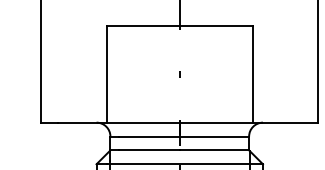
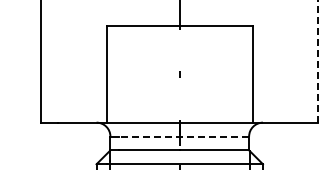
line: solid -> dashed (318, 60)
line: solid -> dashed (183, 136)
